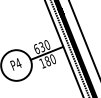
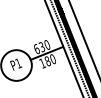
text: P4 -> P1 (18, 63)
